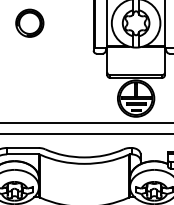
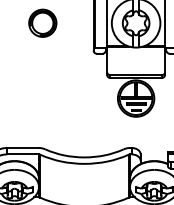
part position: (29, 22) -> (42, 22) (42, 22)
line: present -> none (86, 122)
line: present -> none (86, 133)
